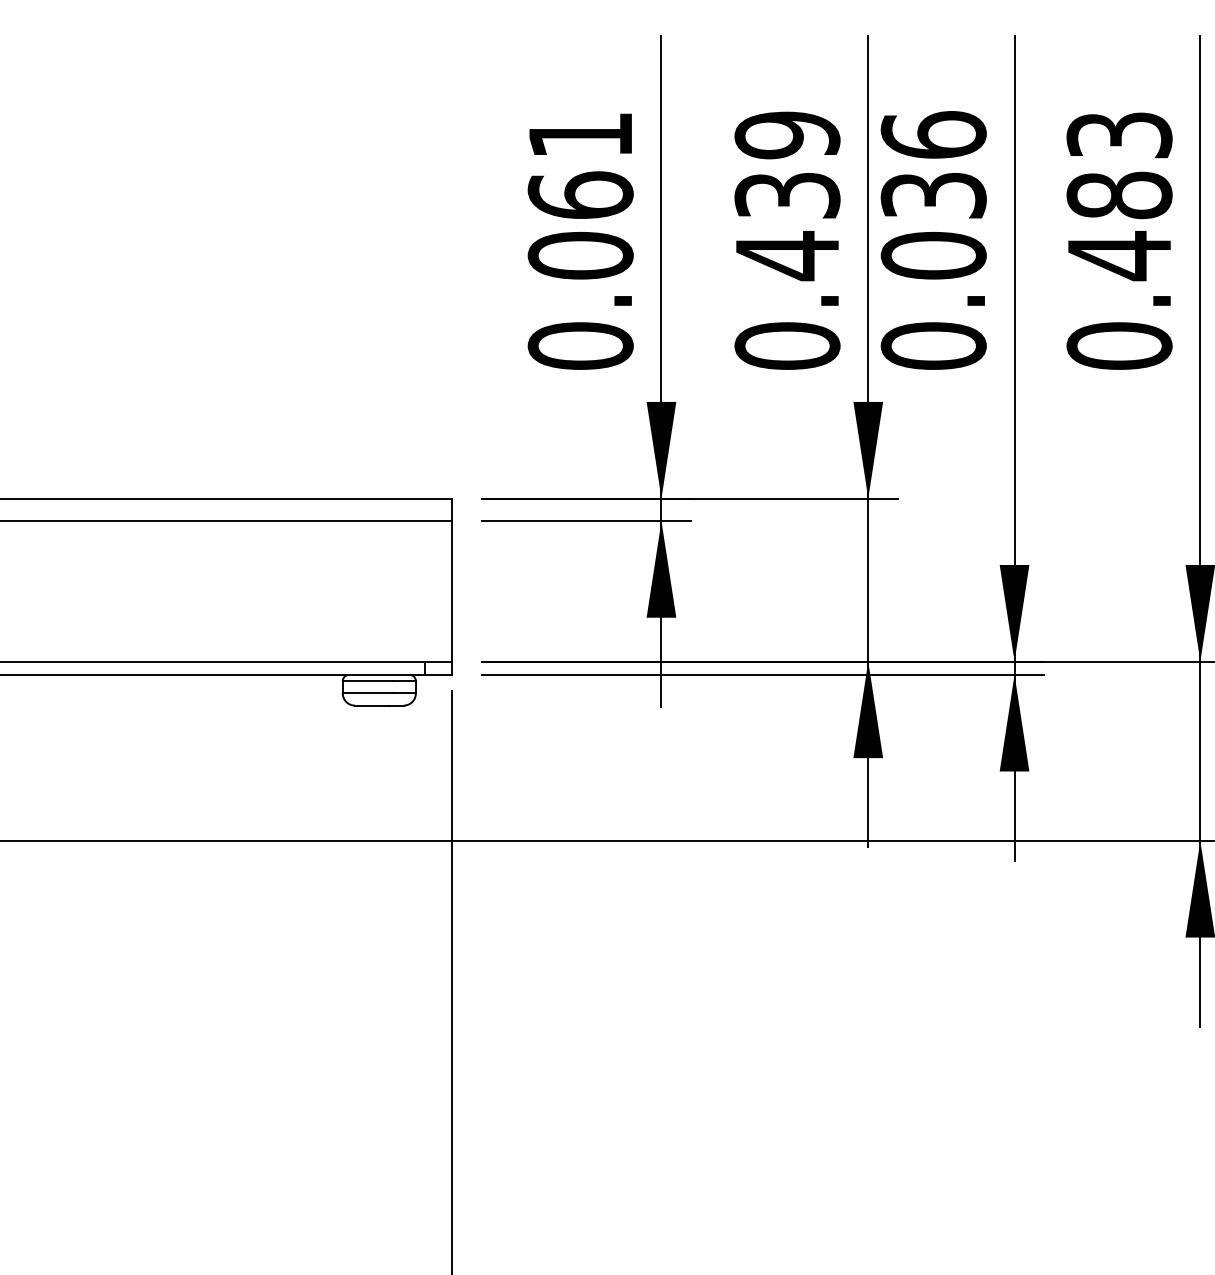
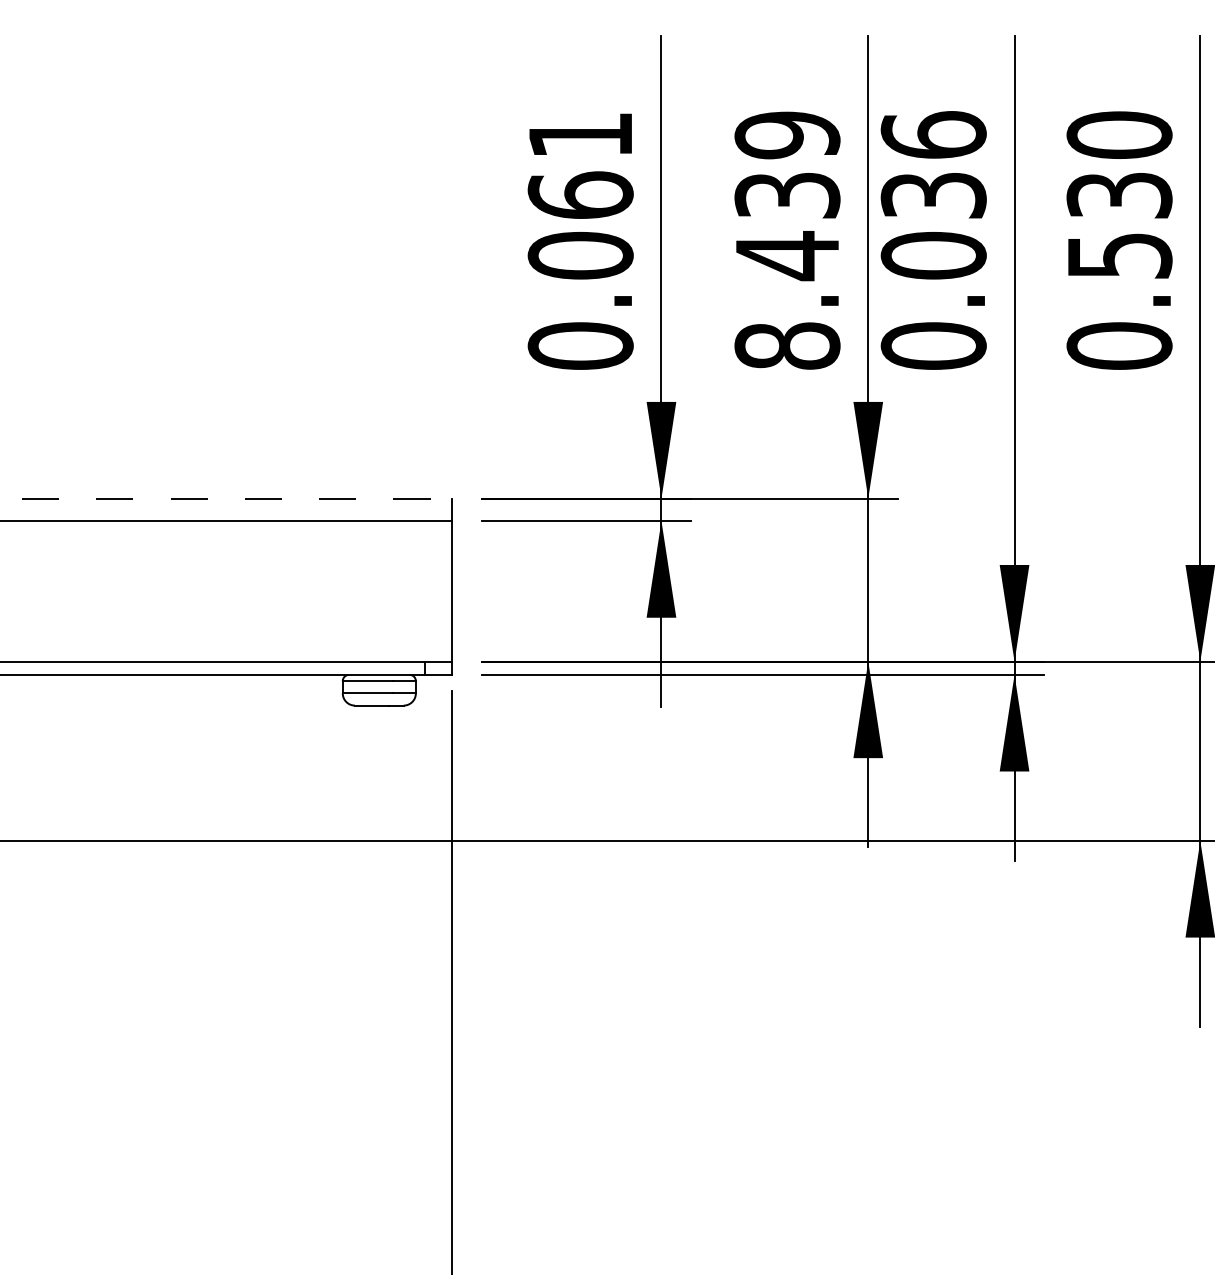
text: 0.483 -> 0.530 (1119, 196)
text: 0.439 -> 8.439 (787, 345)
line: solid -> dashed (226, 498)
